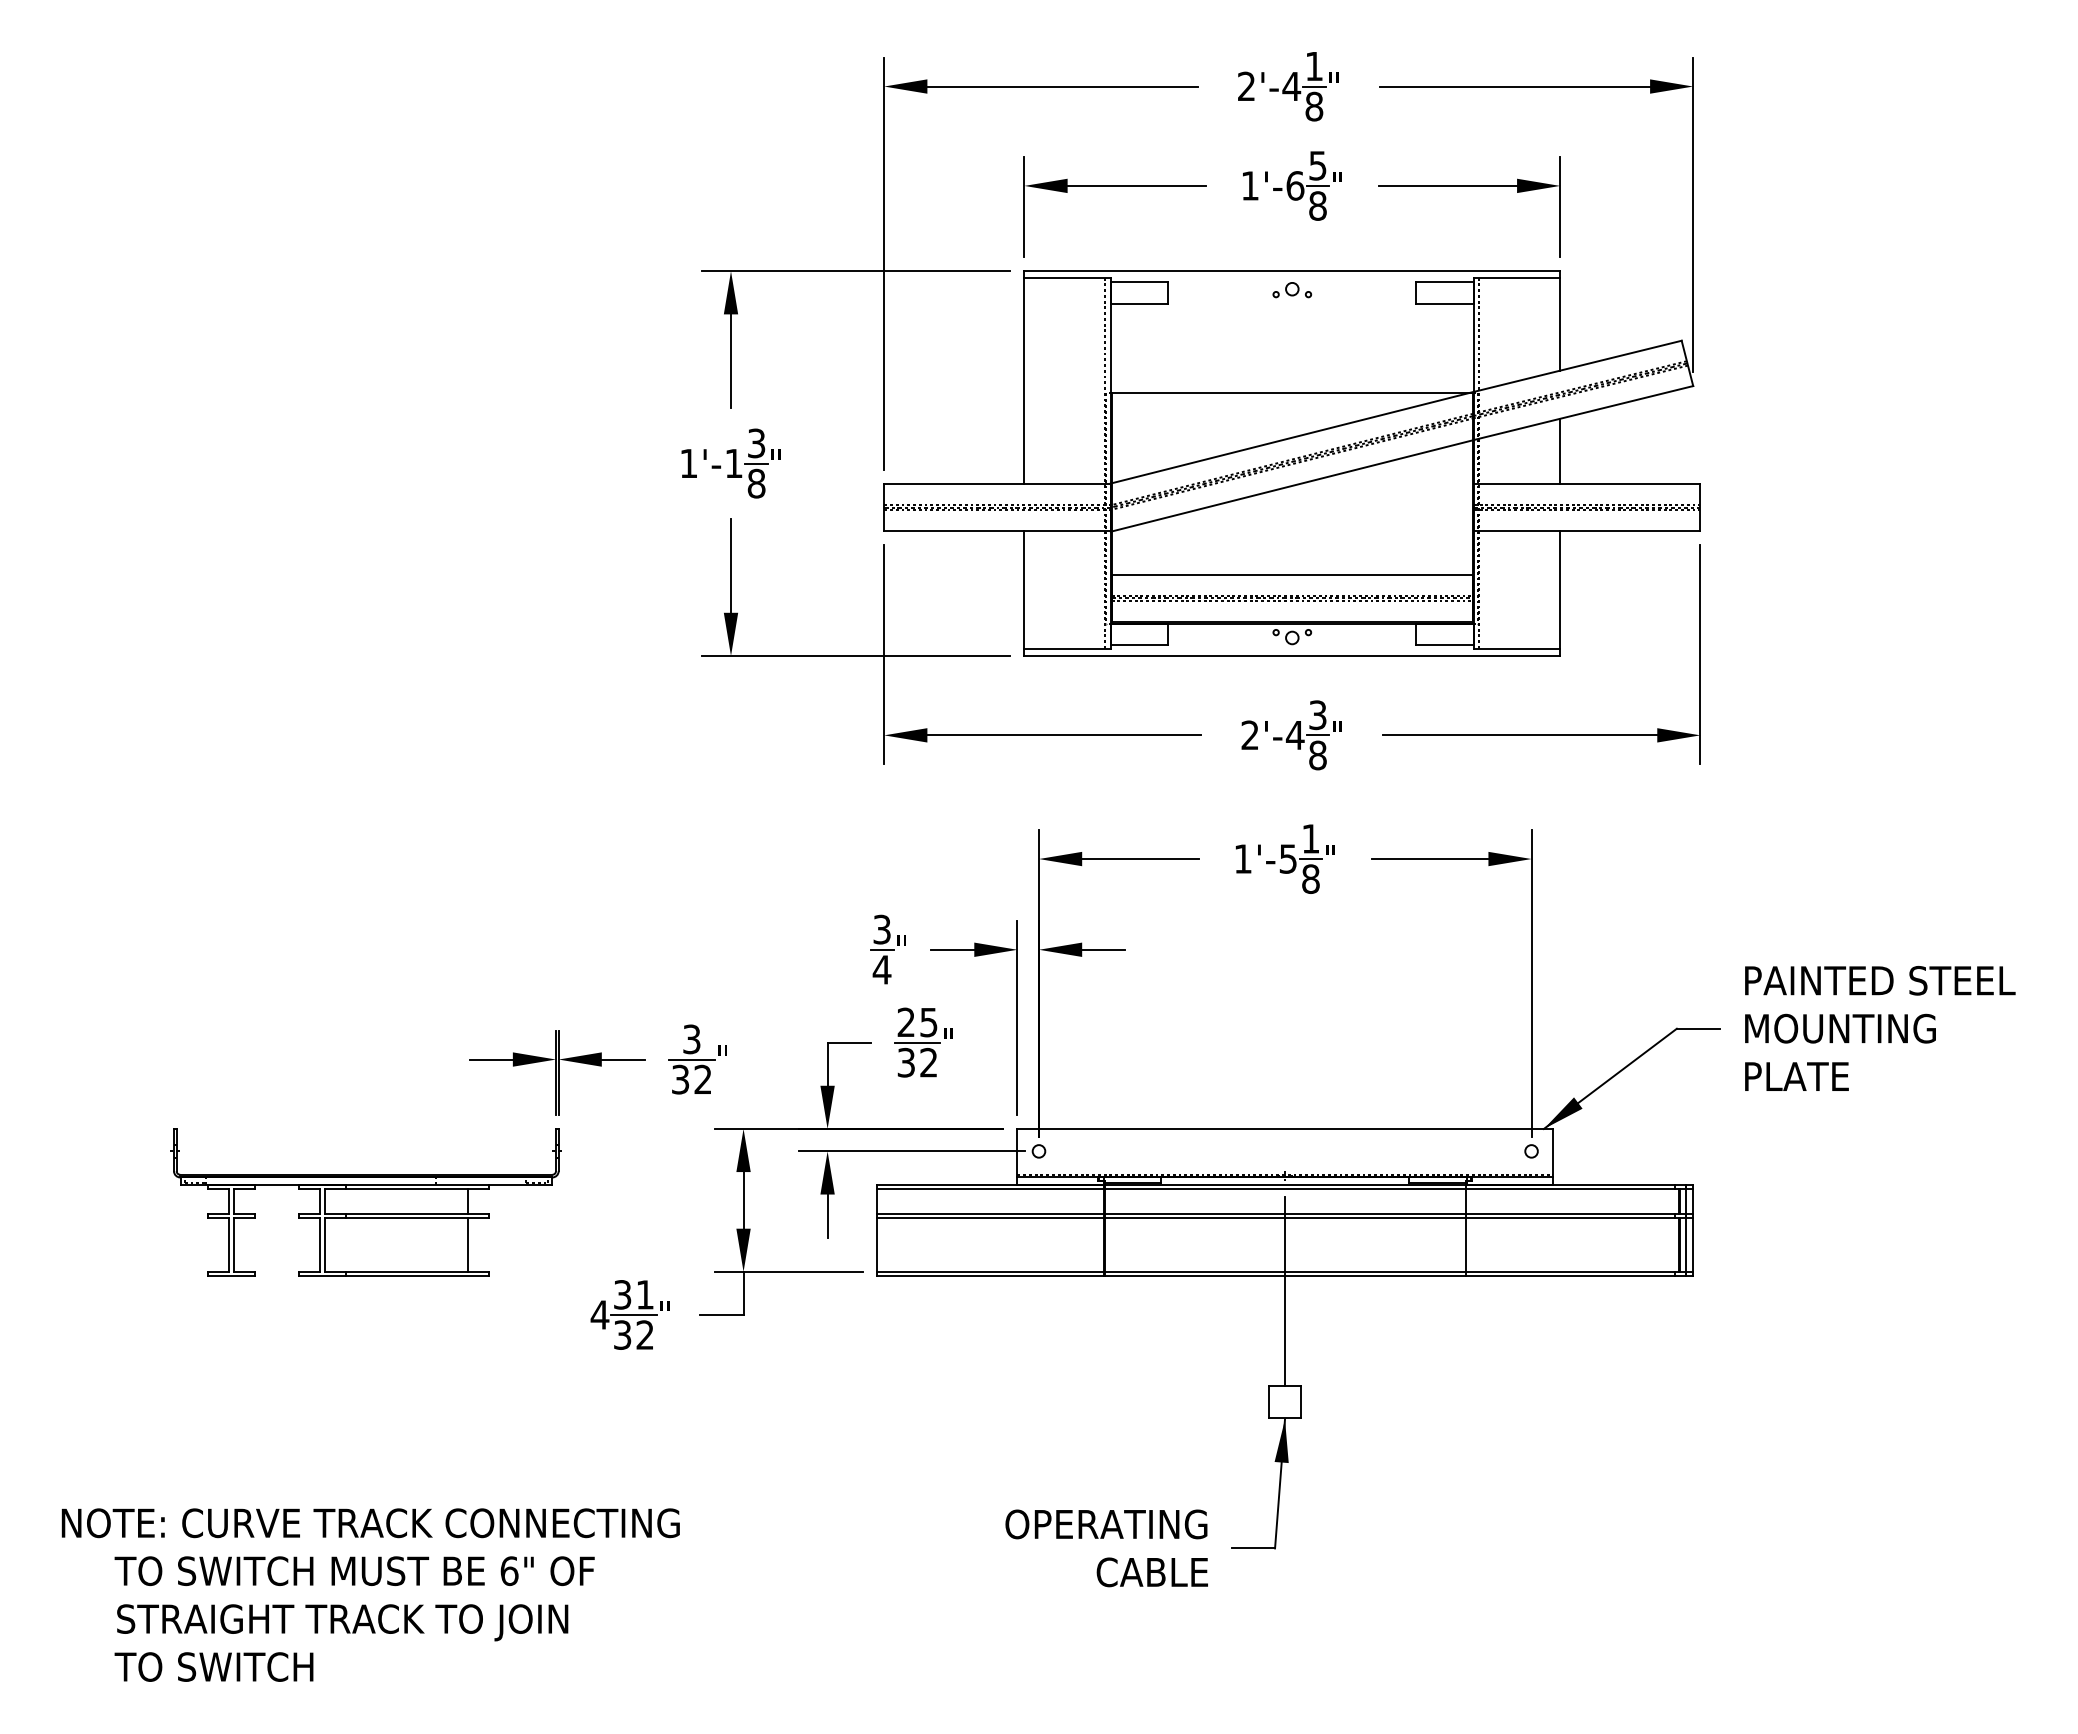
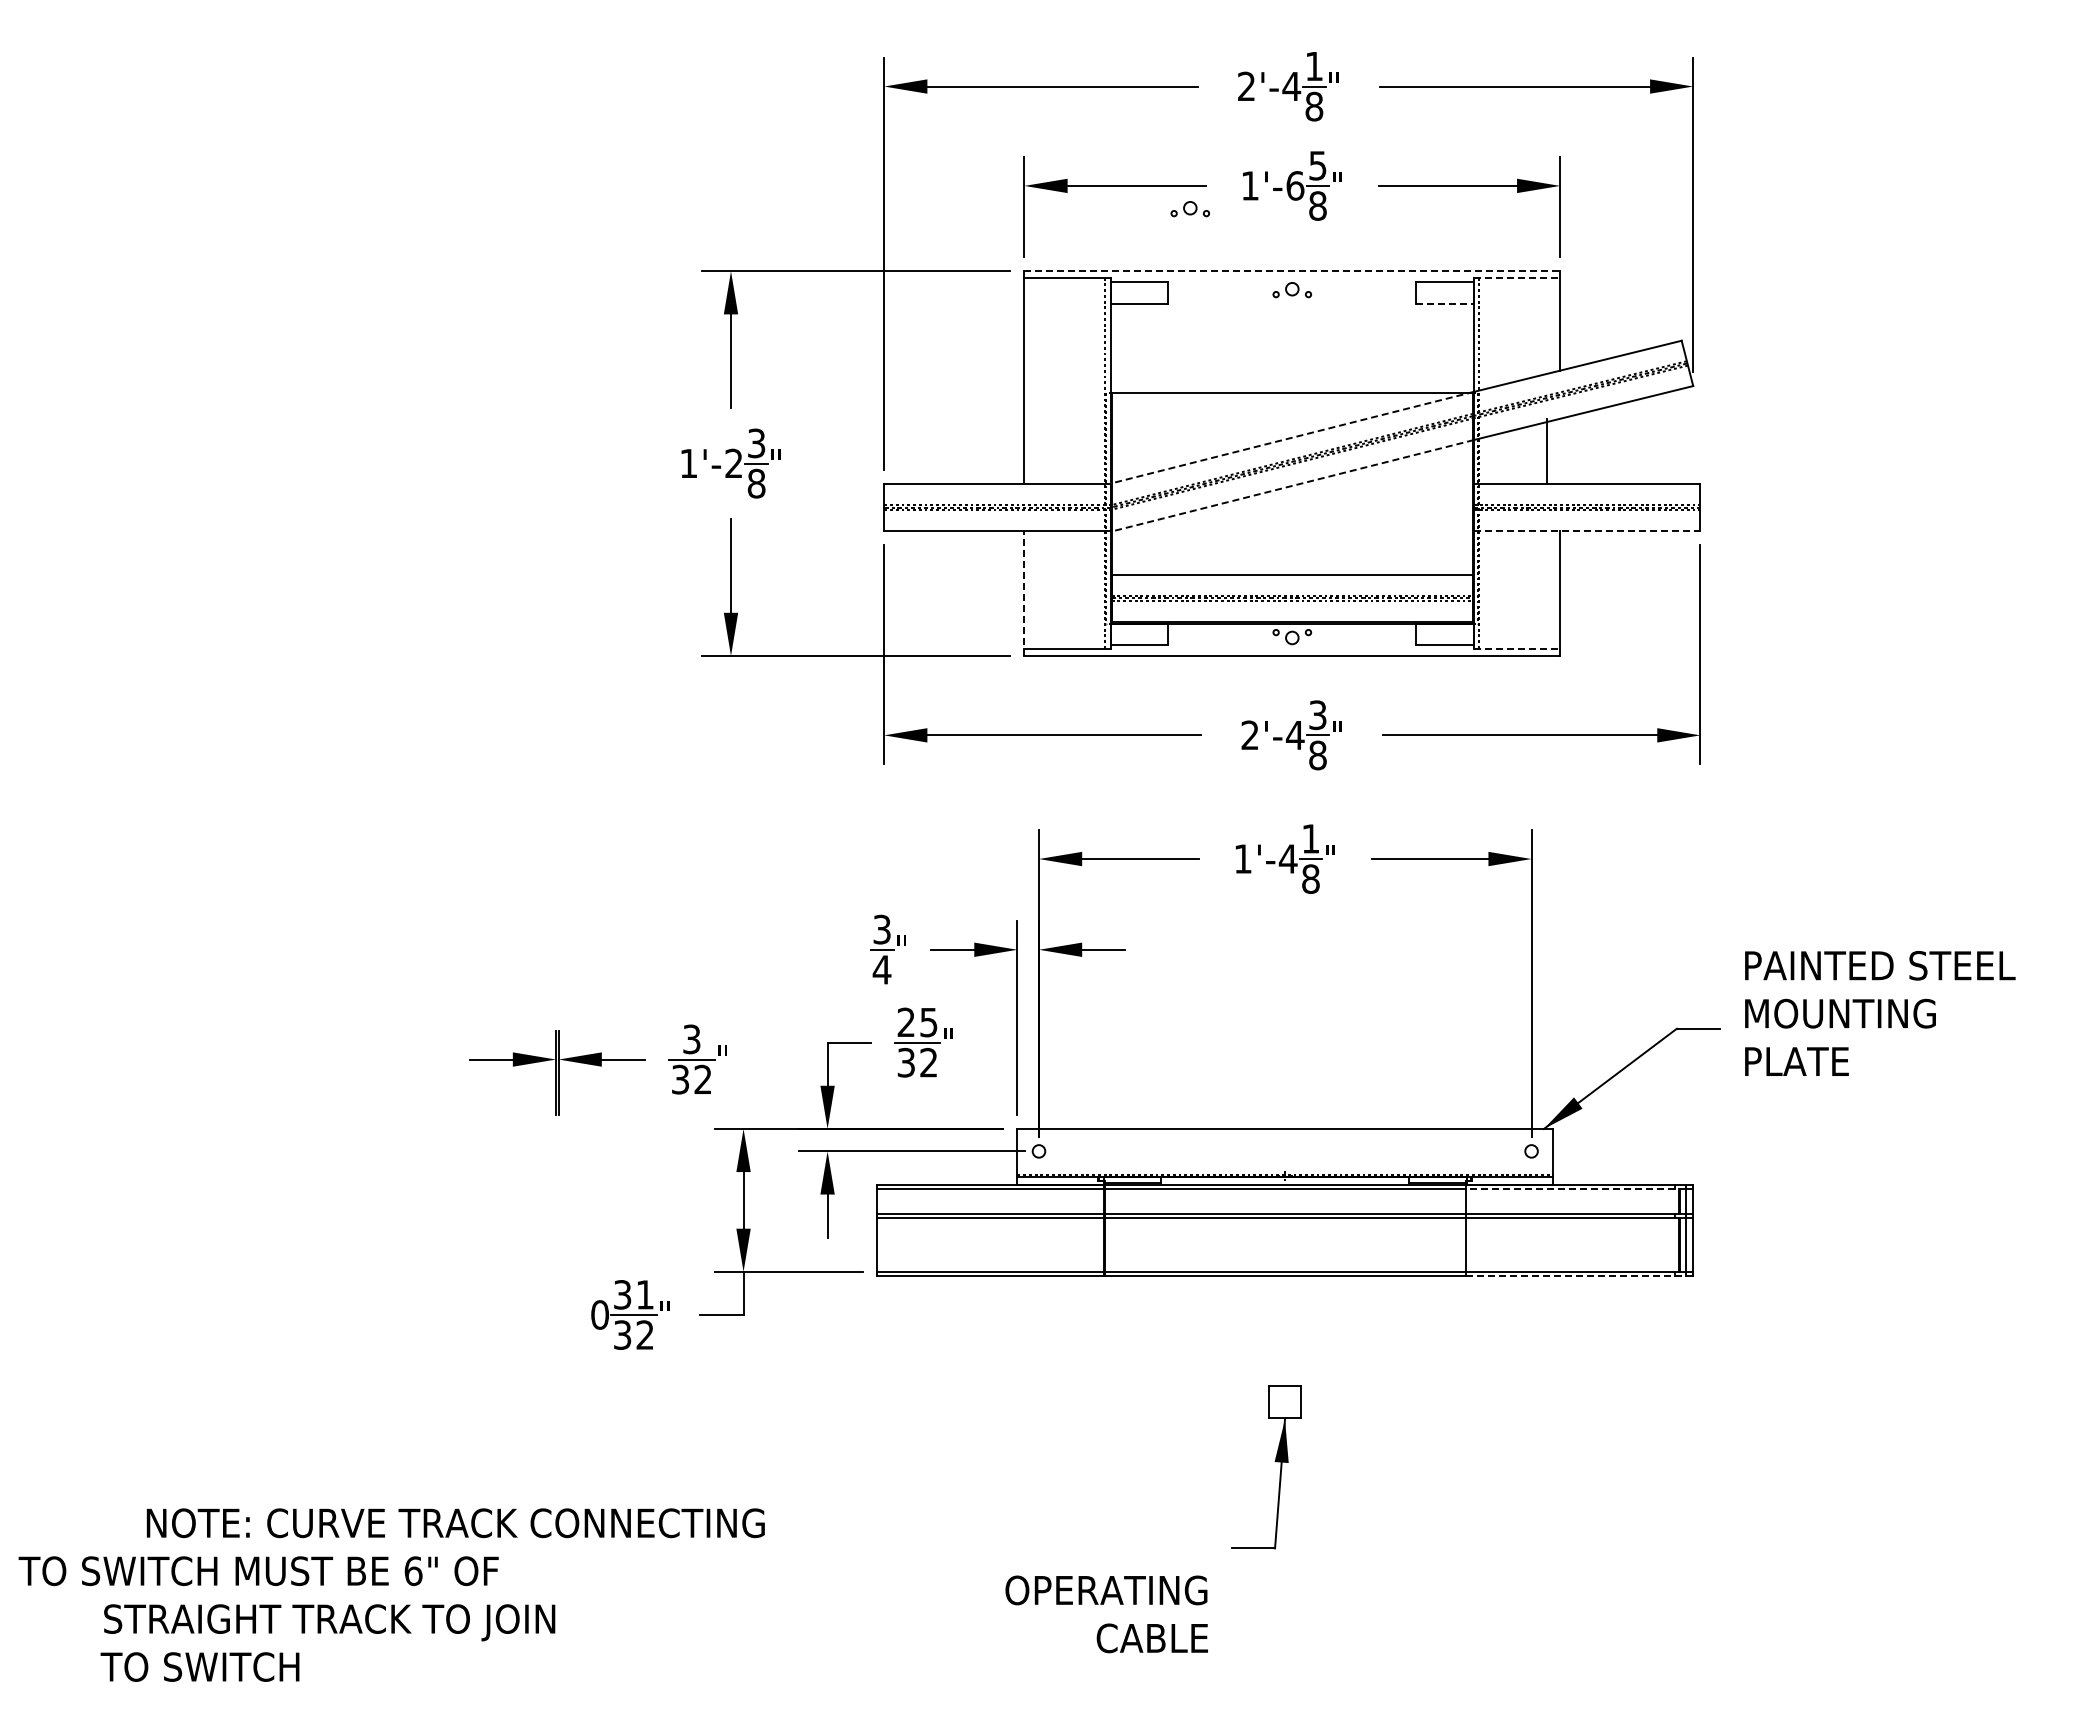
part: none -> present (1190, 209)
line: solid -> dashed (1292, 271)
line: solid -> dashed (1517, 278)
line: solid -> dashed (1445, 303)
line: solid -> dashed (1291, 437)
line position: (1560, 451) -> (1547, 451) (1547, 451)
text: 1'-1 -> 1'-2 (733, 462)
line: solid -> dashed (1291, 486)
line: solid -> dashed (1587, 531)
line: solid -> dashed (1024, 592)
line: solid -> dashed (1517, 648)
text: 1'-5 -> 1'-4 (1287, 858)
text position: (1880, 1028) -> (1880, 1013) (1880, 1013)
line: solid -> dashed (1575, 1189)
part: present -> none (365, 1202)
line: solid -> dashed (1576, 1276)
line: present -> none (1285, 1291)
text: 4 -> 0 (599, 1314)
text position: (370, 1523) -> (455, 1523) (455, 1523)
text position: (1106, 1548) -> (1106, 1614) (1106, 1614)
text position: (354, 1570) -> (258, 1570) (258, 1570)
text position: (342, 1622) -> (329, 1622) (329, 1622)
text position: (213, 1666) -> (199, 1666) (199, 1666)
